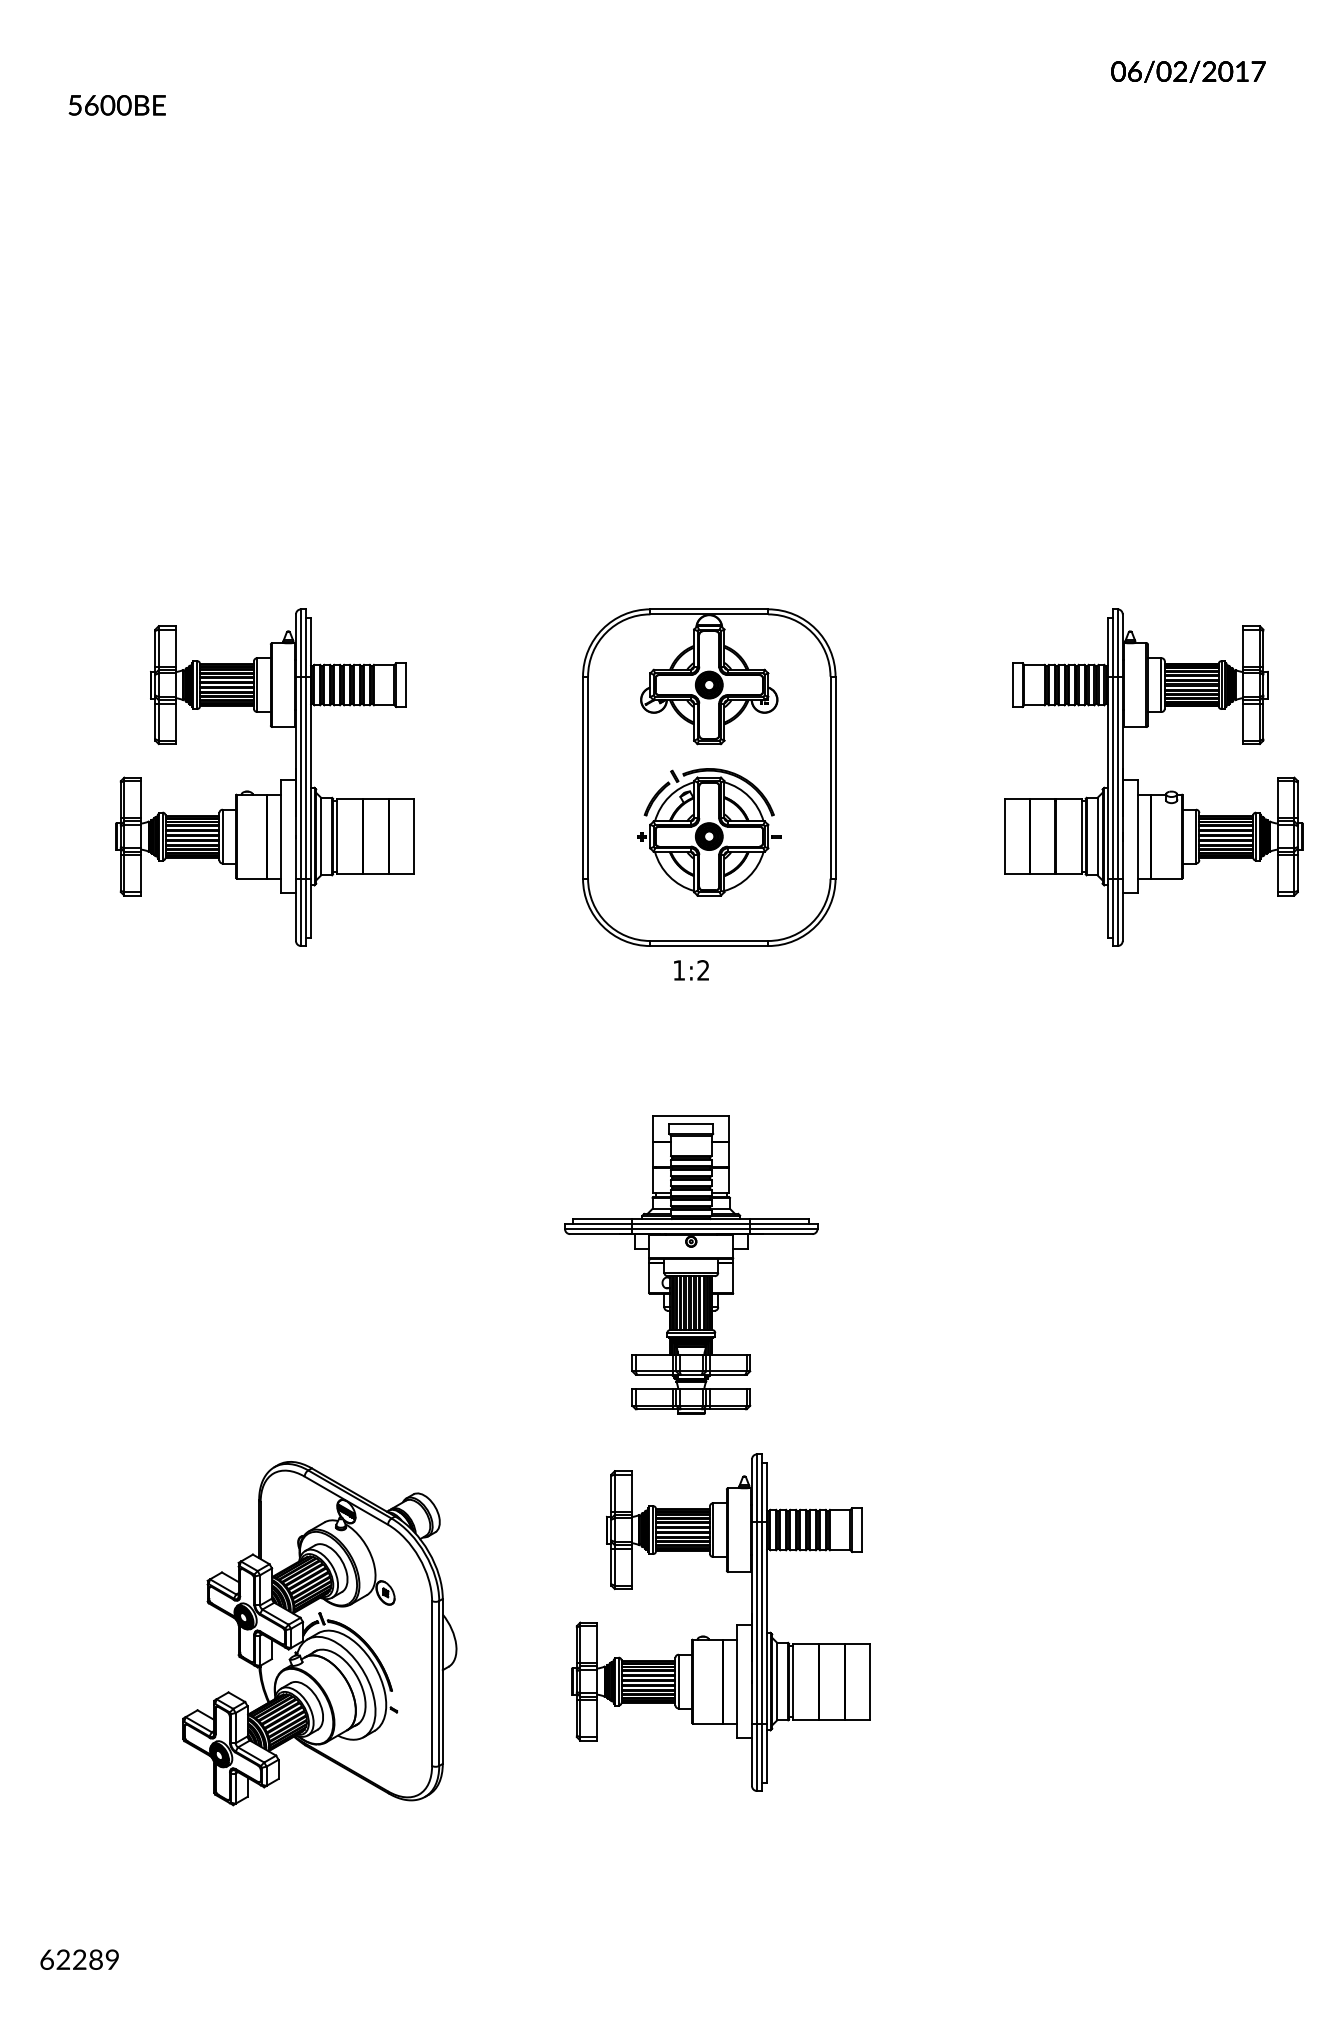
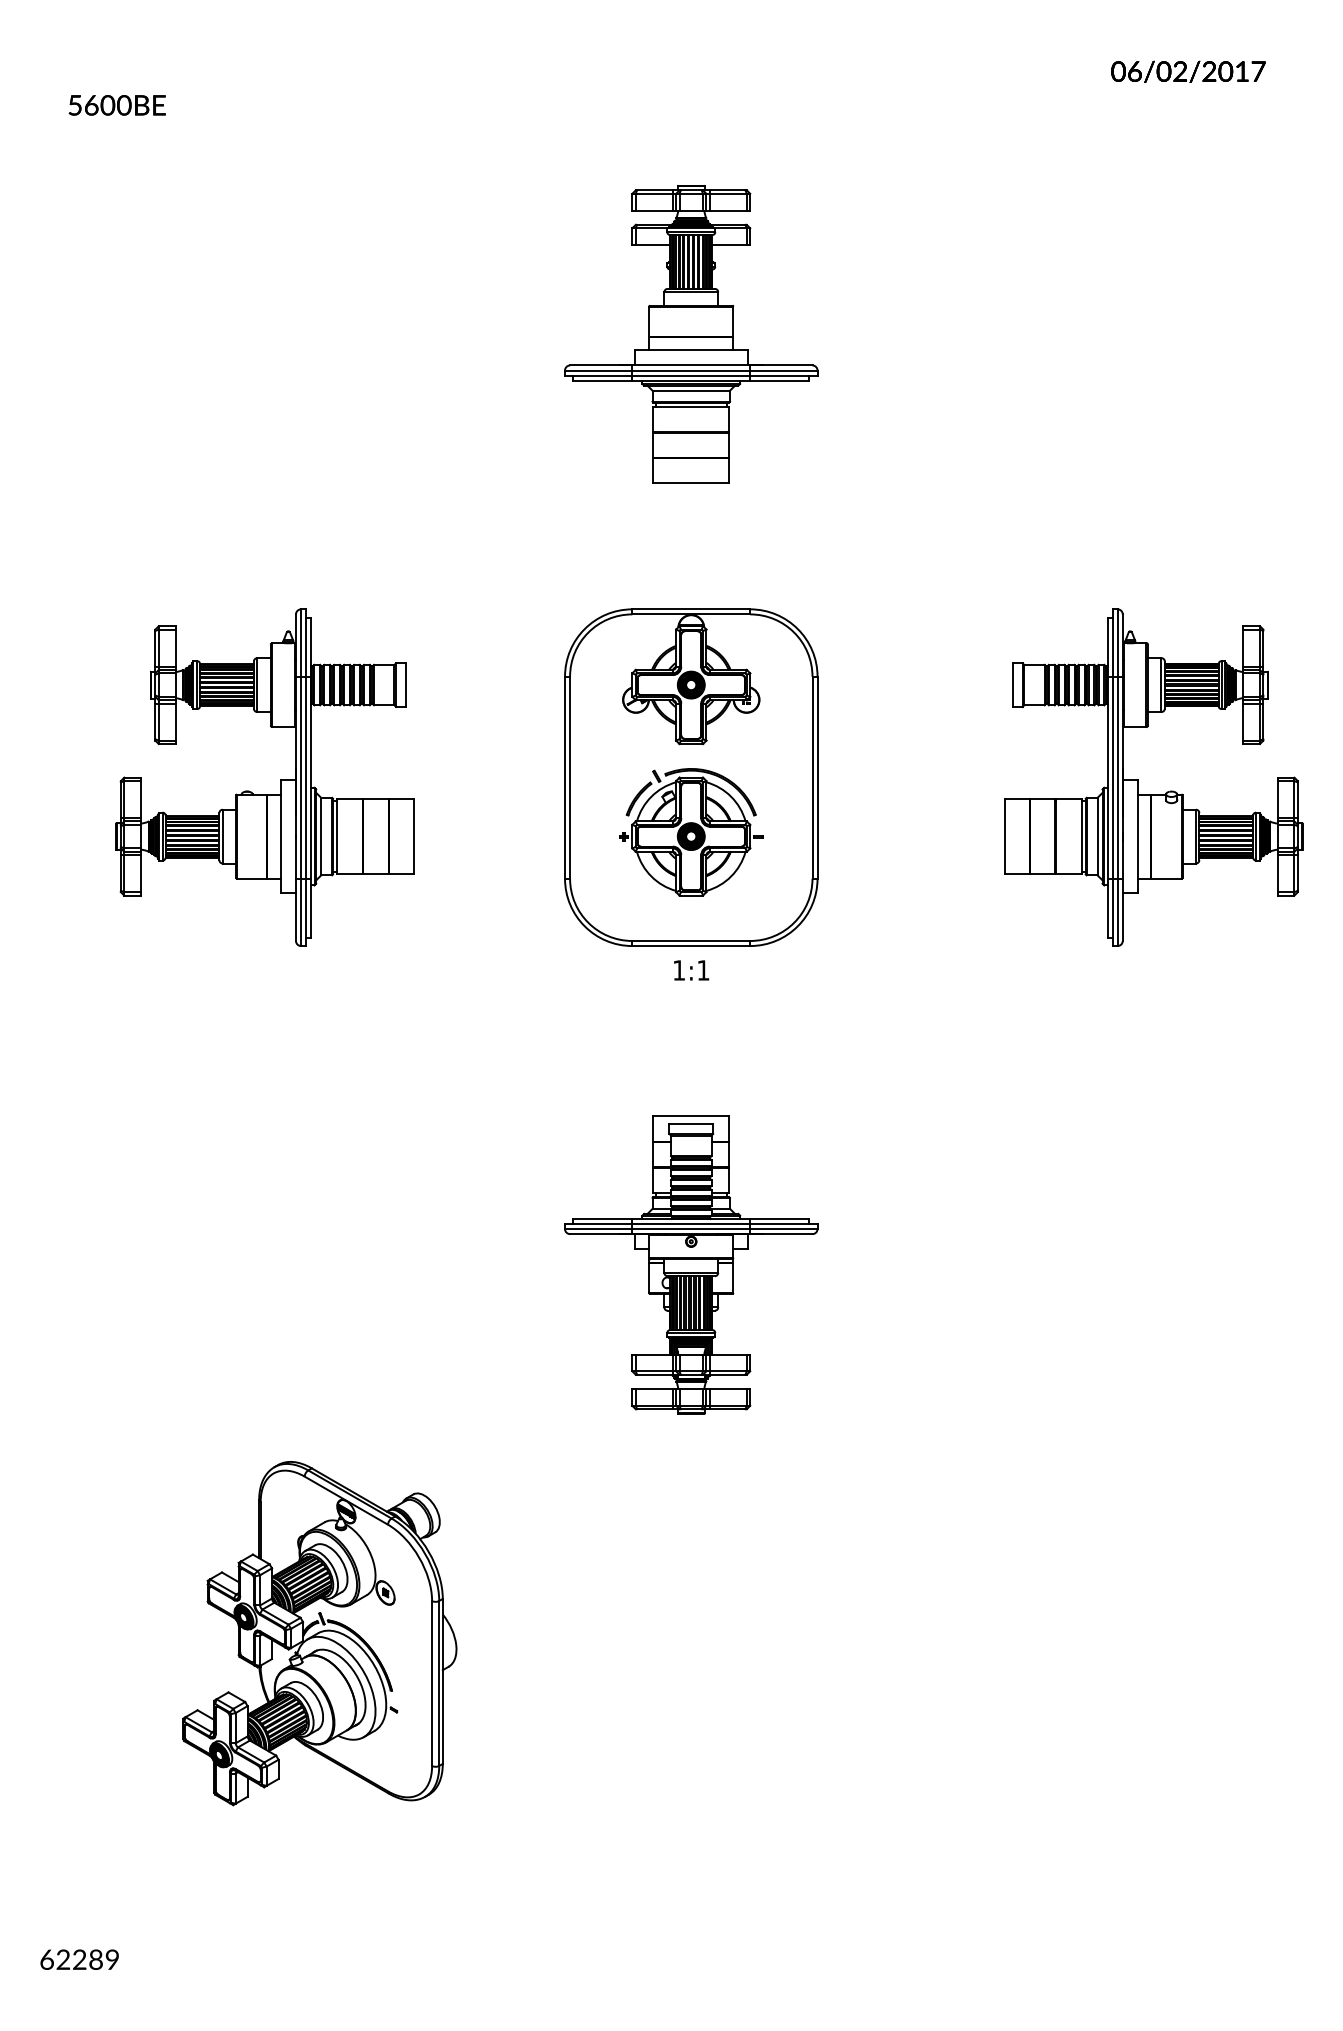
part: none -> present (691, 334)
part position: (709, 777) -> (691, 777) (691, 777)
text: 1:2 -> 1:1 (703, 970)
part: present -> none (736, 1624)
